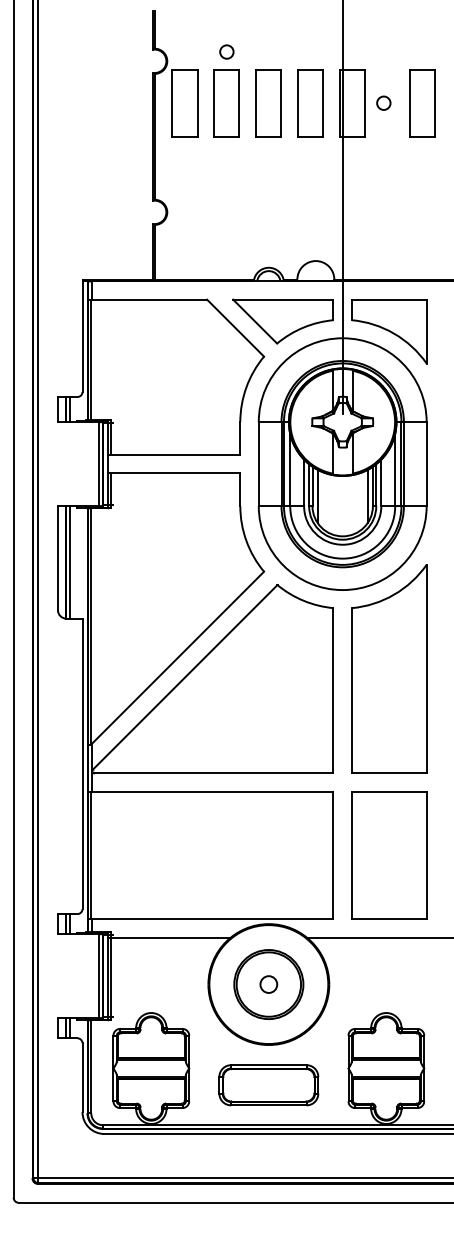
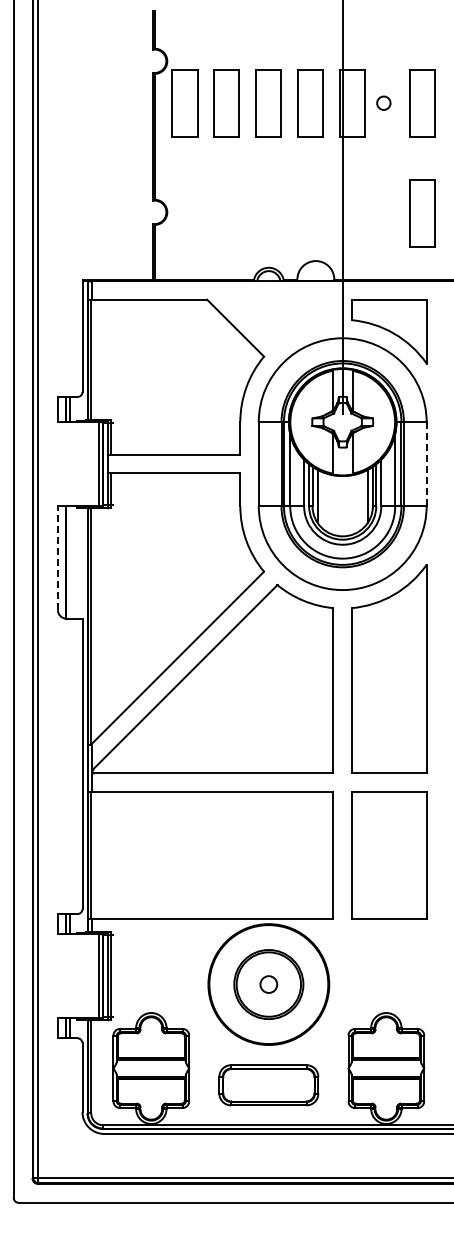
circle: present -> none (226, 51)
part: none -> present (422, 213)
part: present -> none (282, 321)
line: solid -> dashed (426, 464)
line: solid -> dashed (57, 557)
line: present -> none (69, 562)
line: present -> none (169, 937)
line: present -> none (378, 937)
